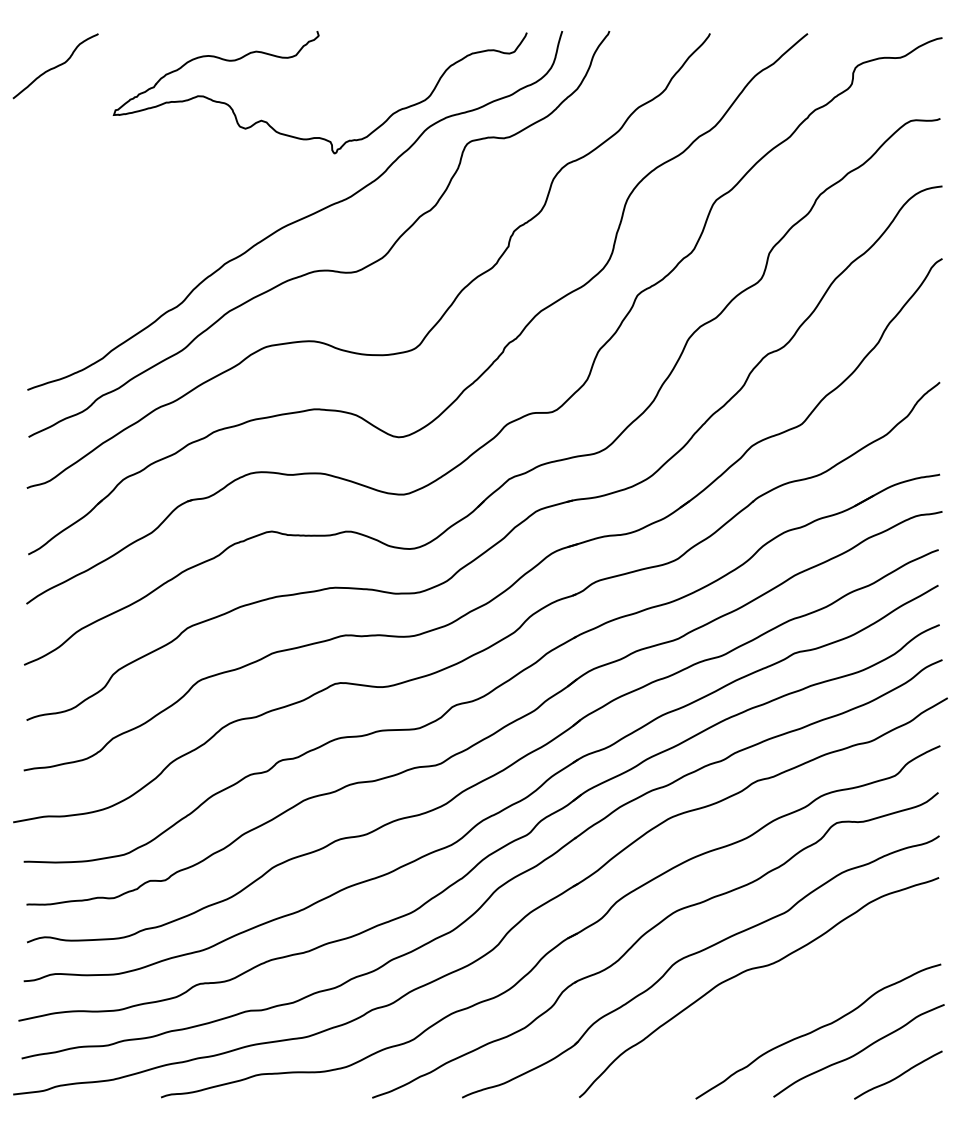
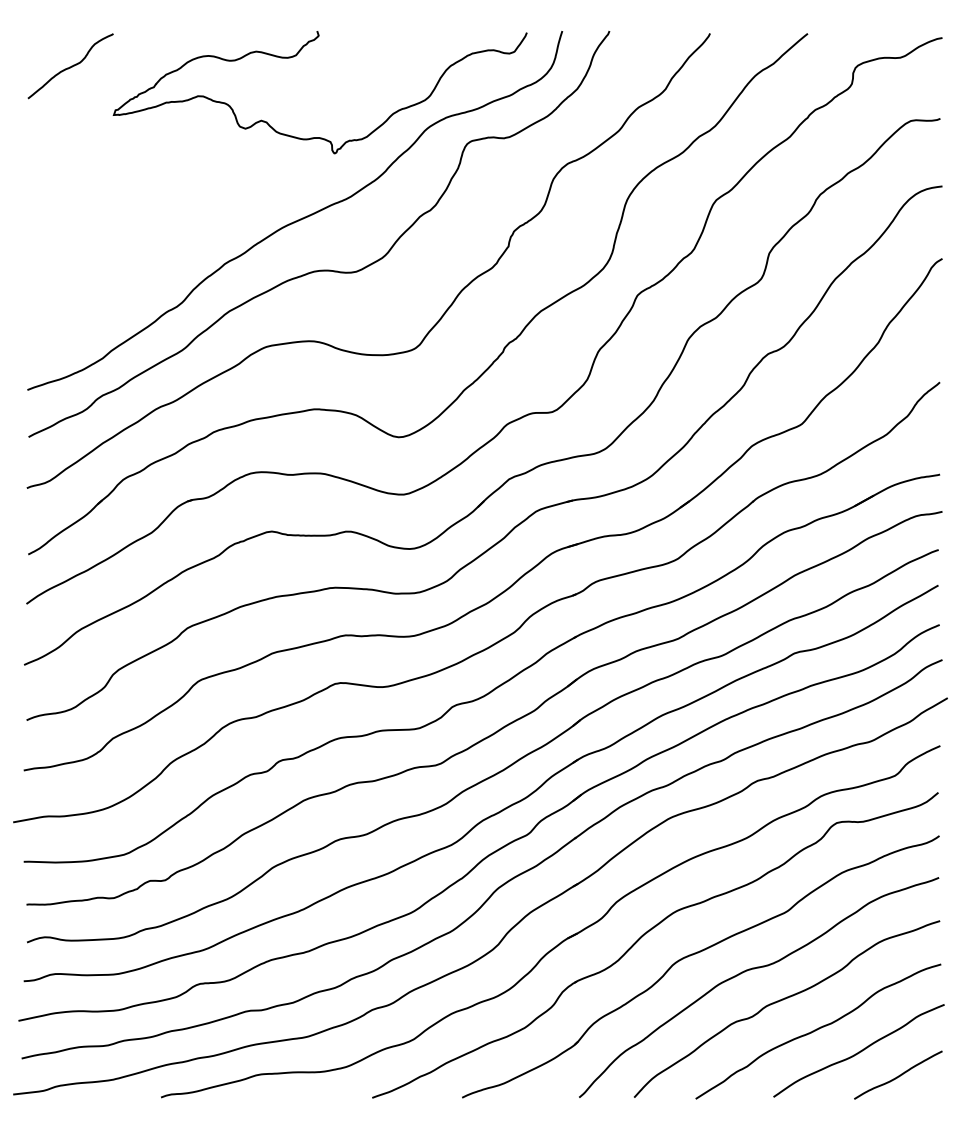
curve position: (55, 66) -> (70, 66) (70, 66)
curve: none -> present (783, 1000)
